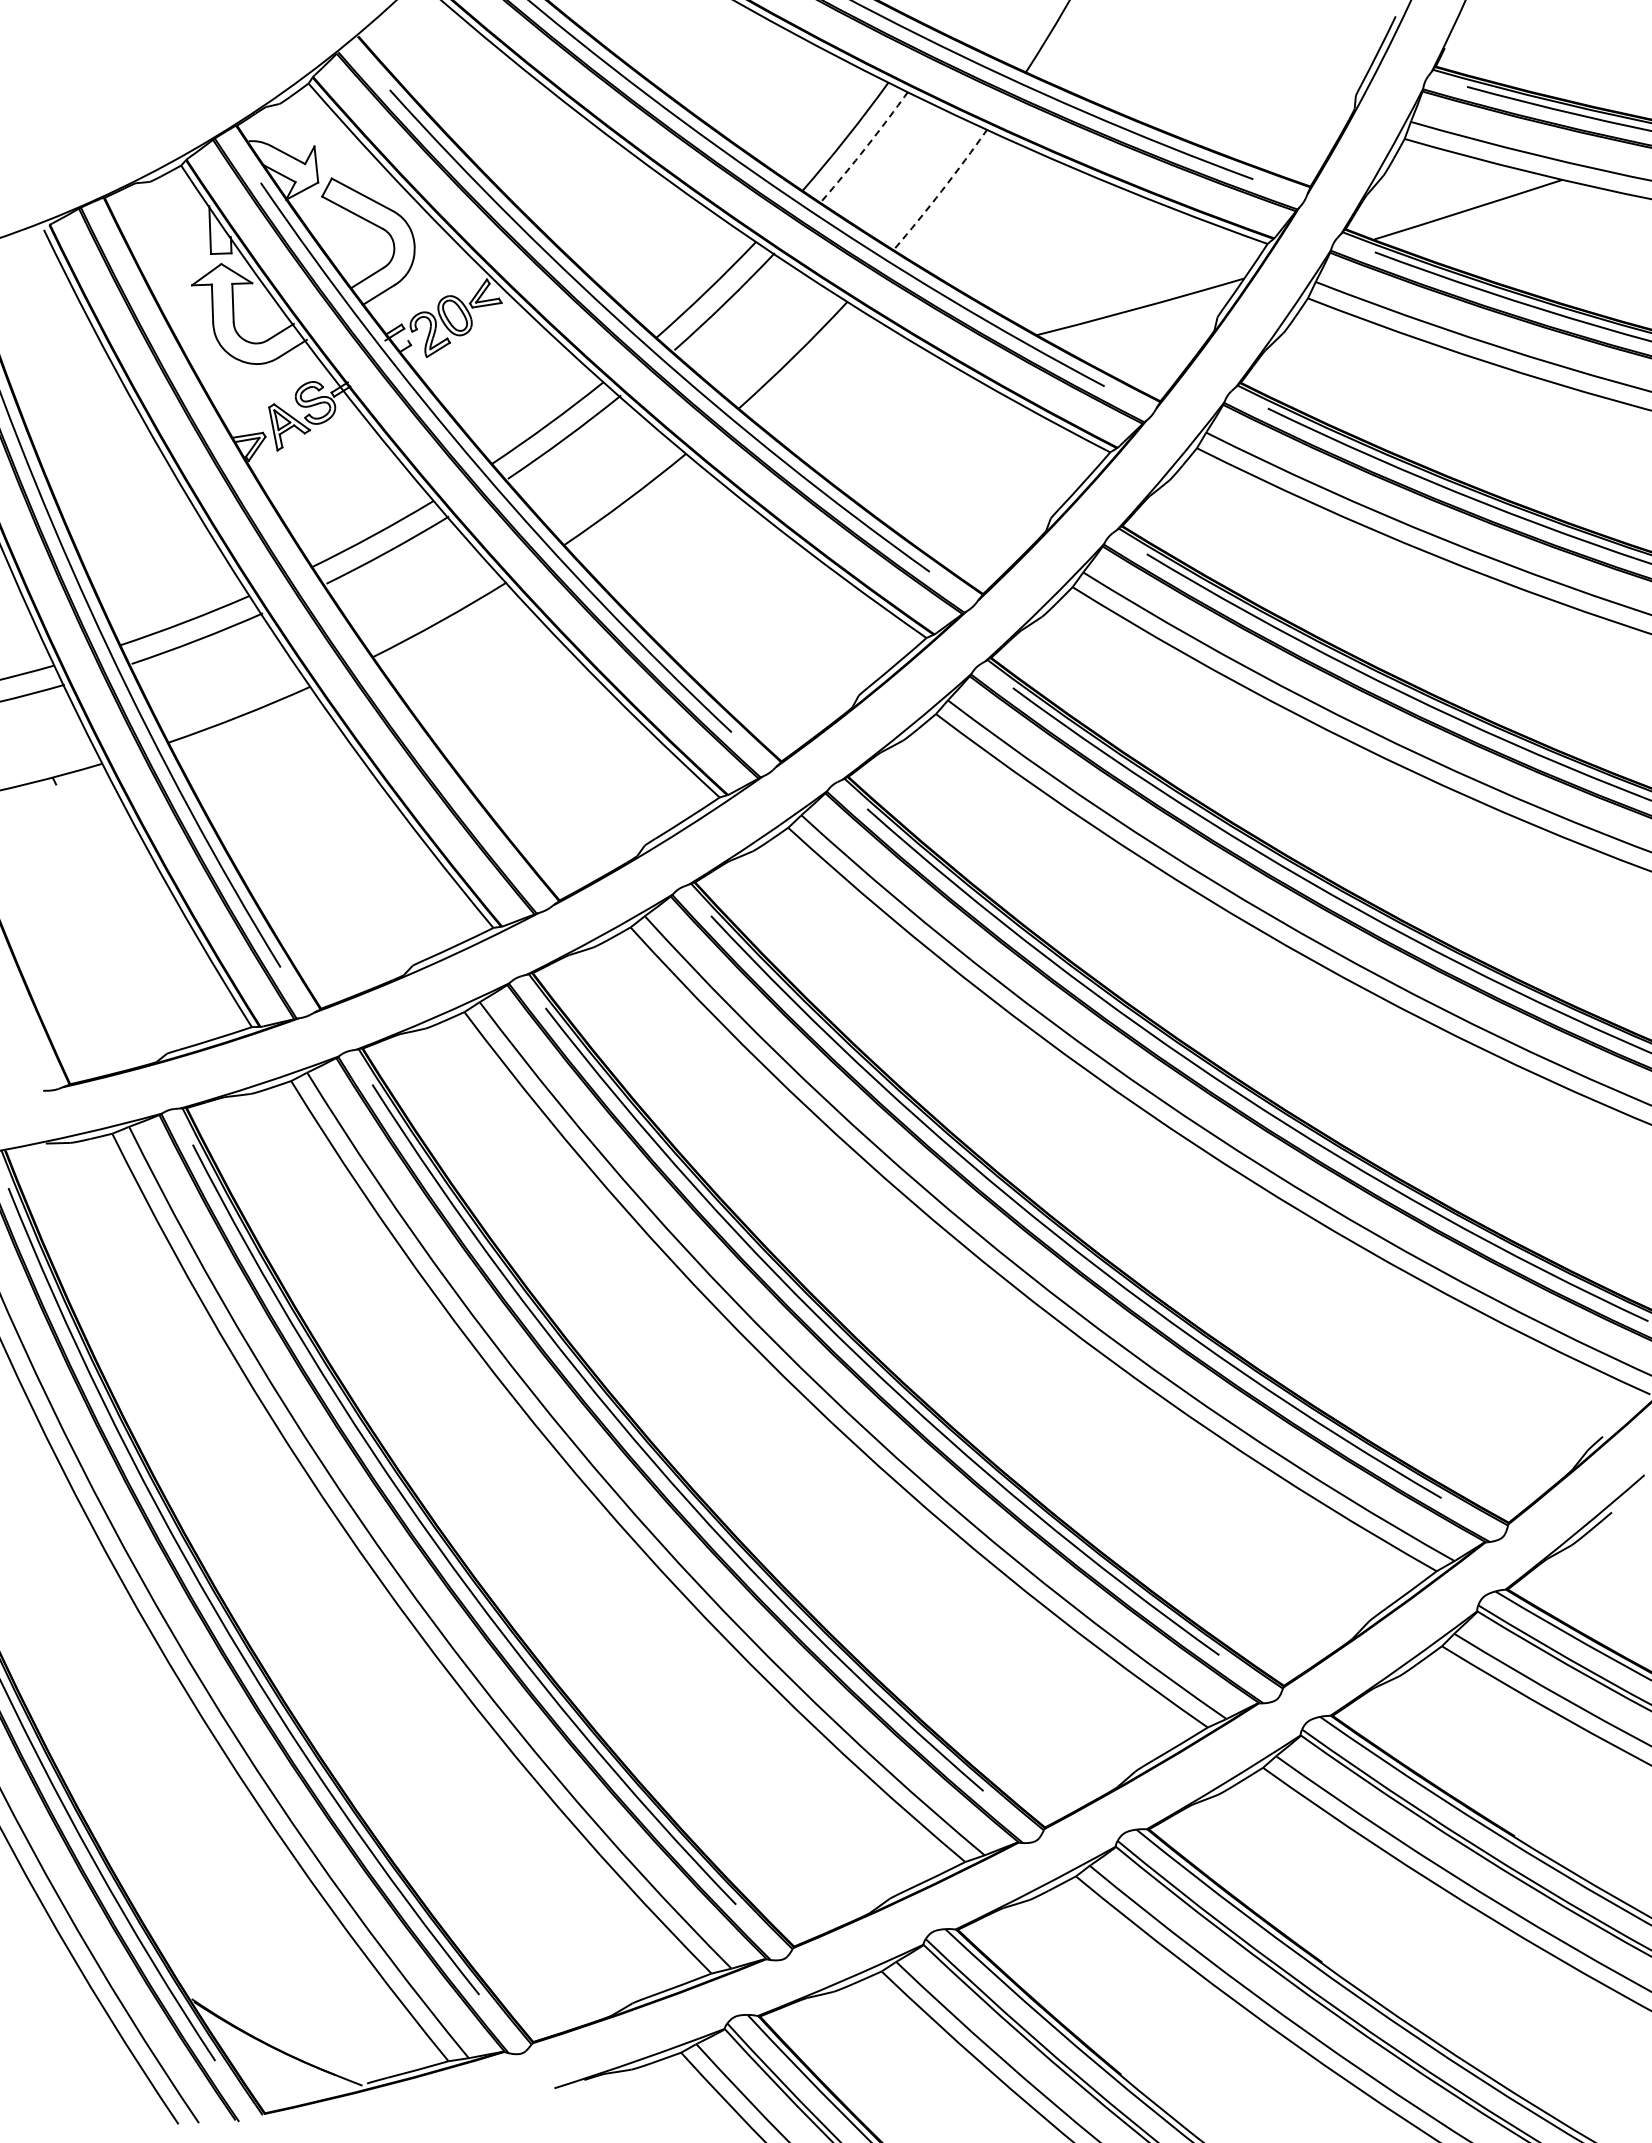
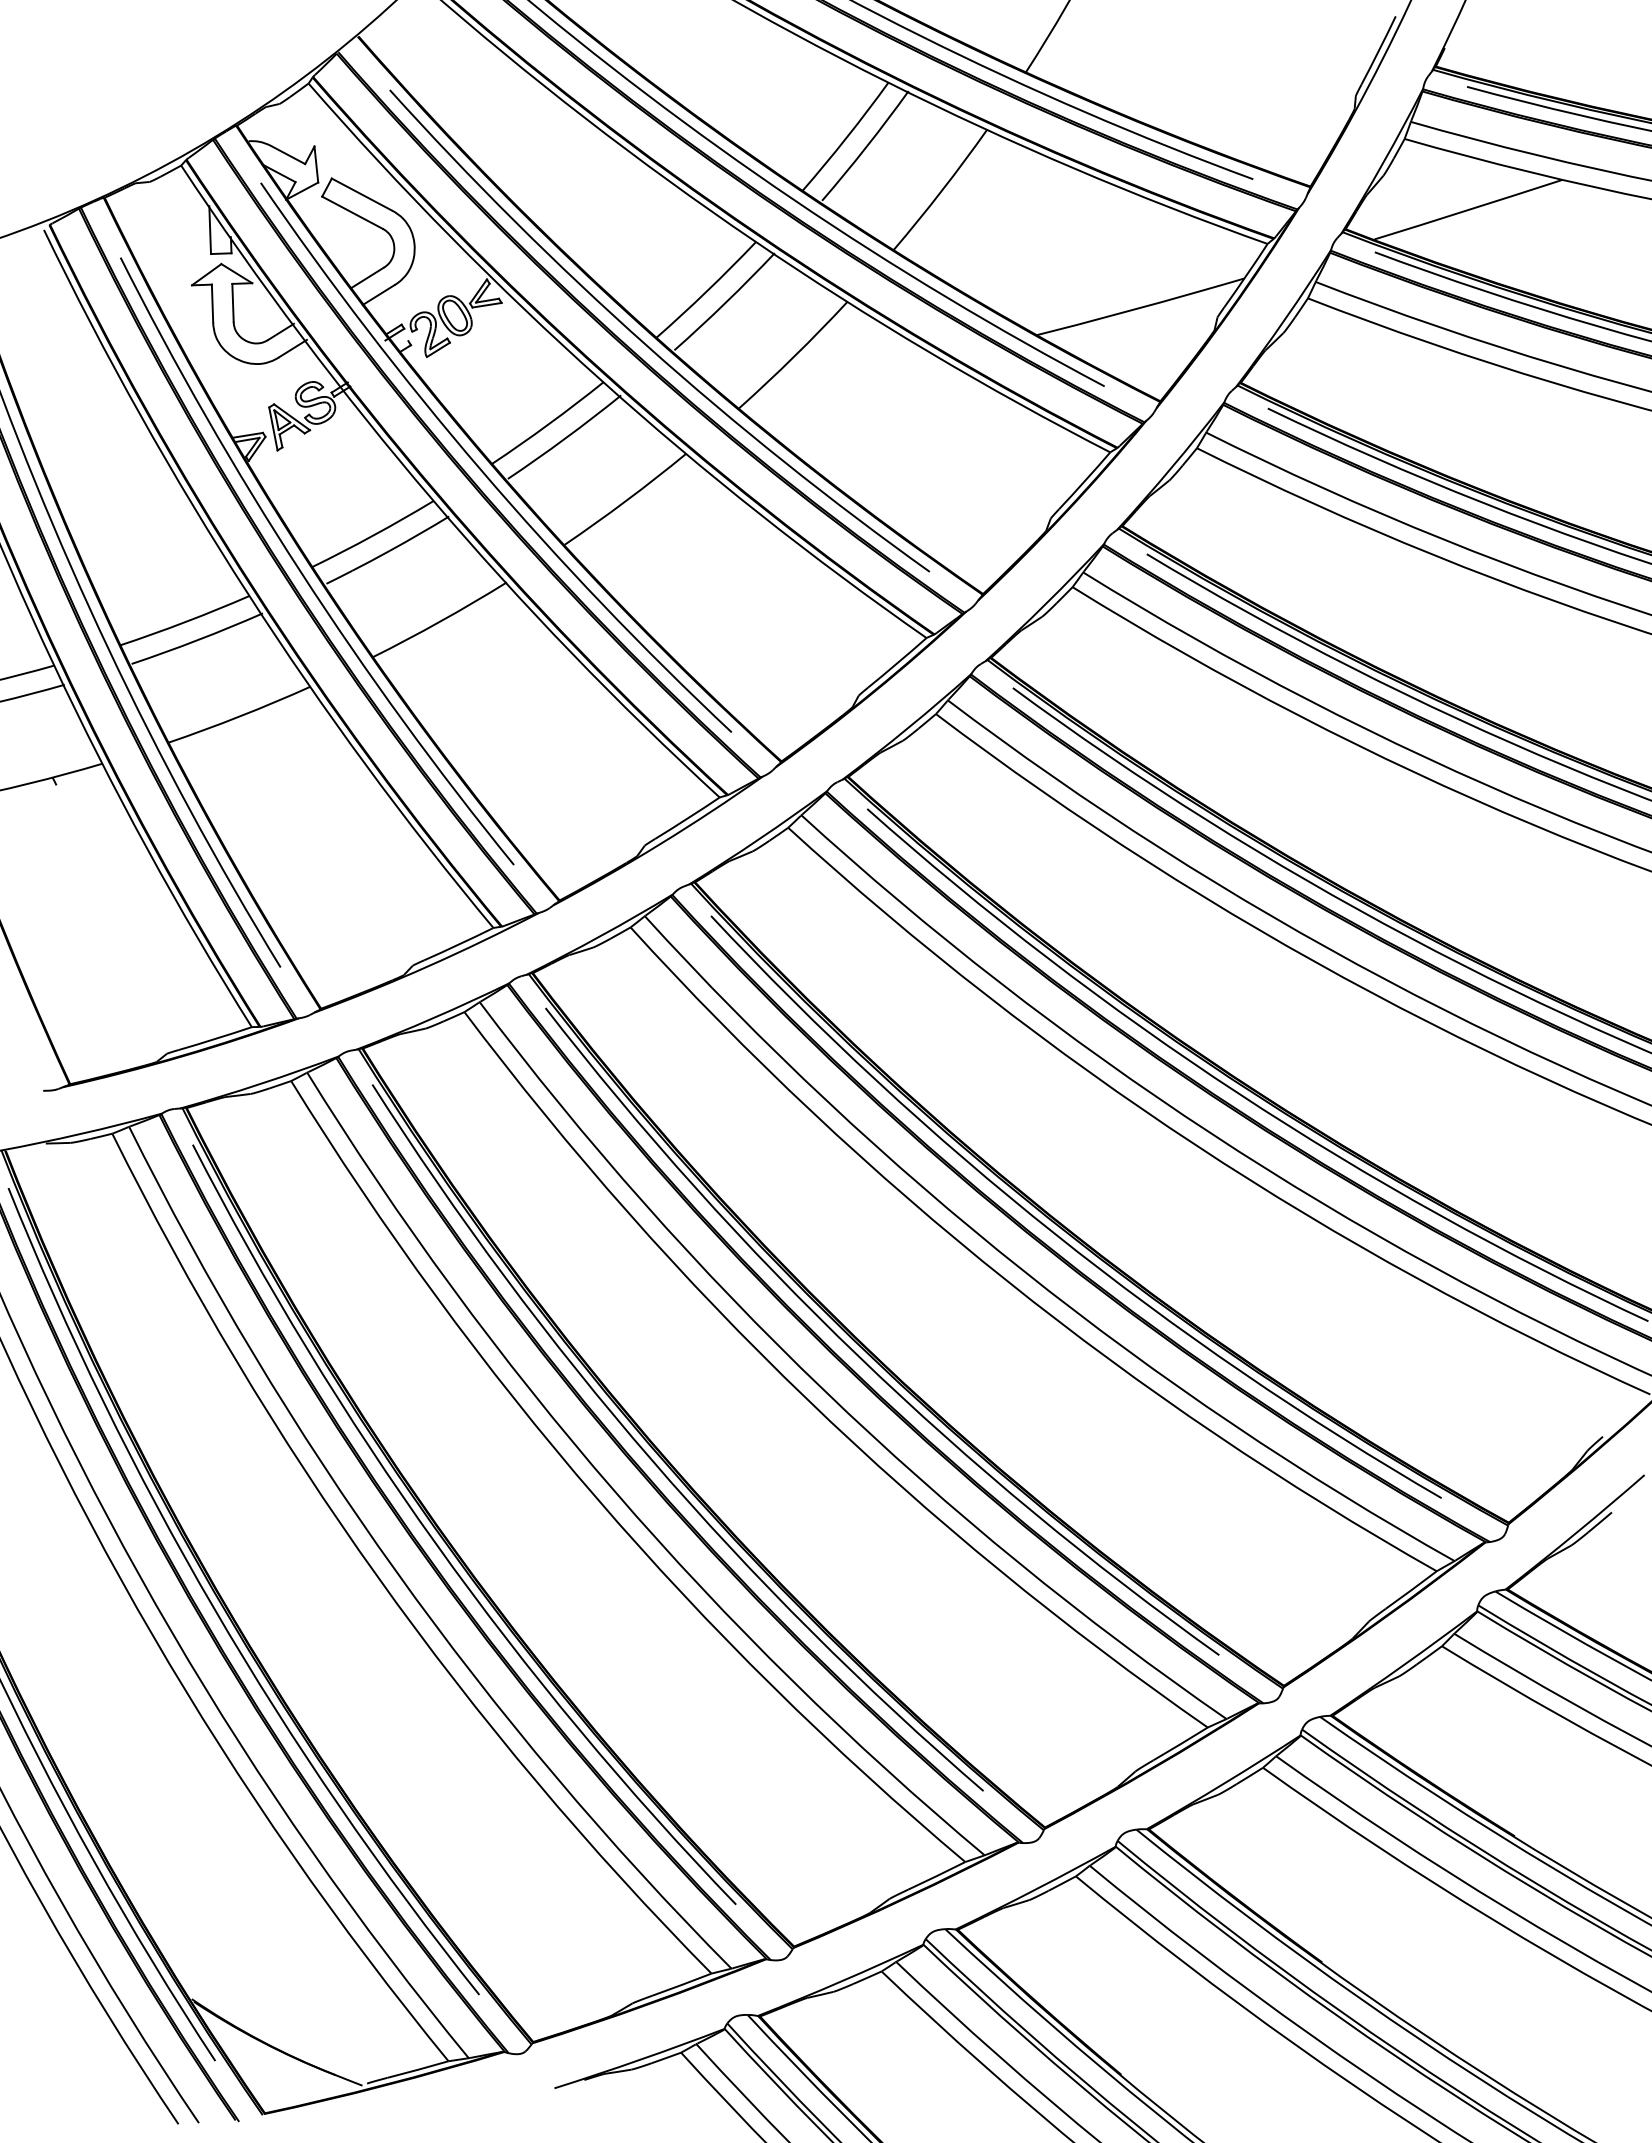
arc: dashed -> solid (866, 146)
arc: dashed -> solid (941, 190)
curve: none -> present (302, 572)
